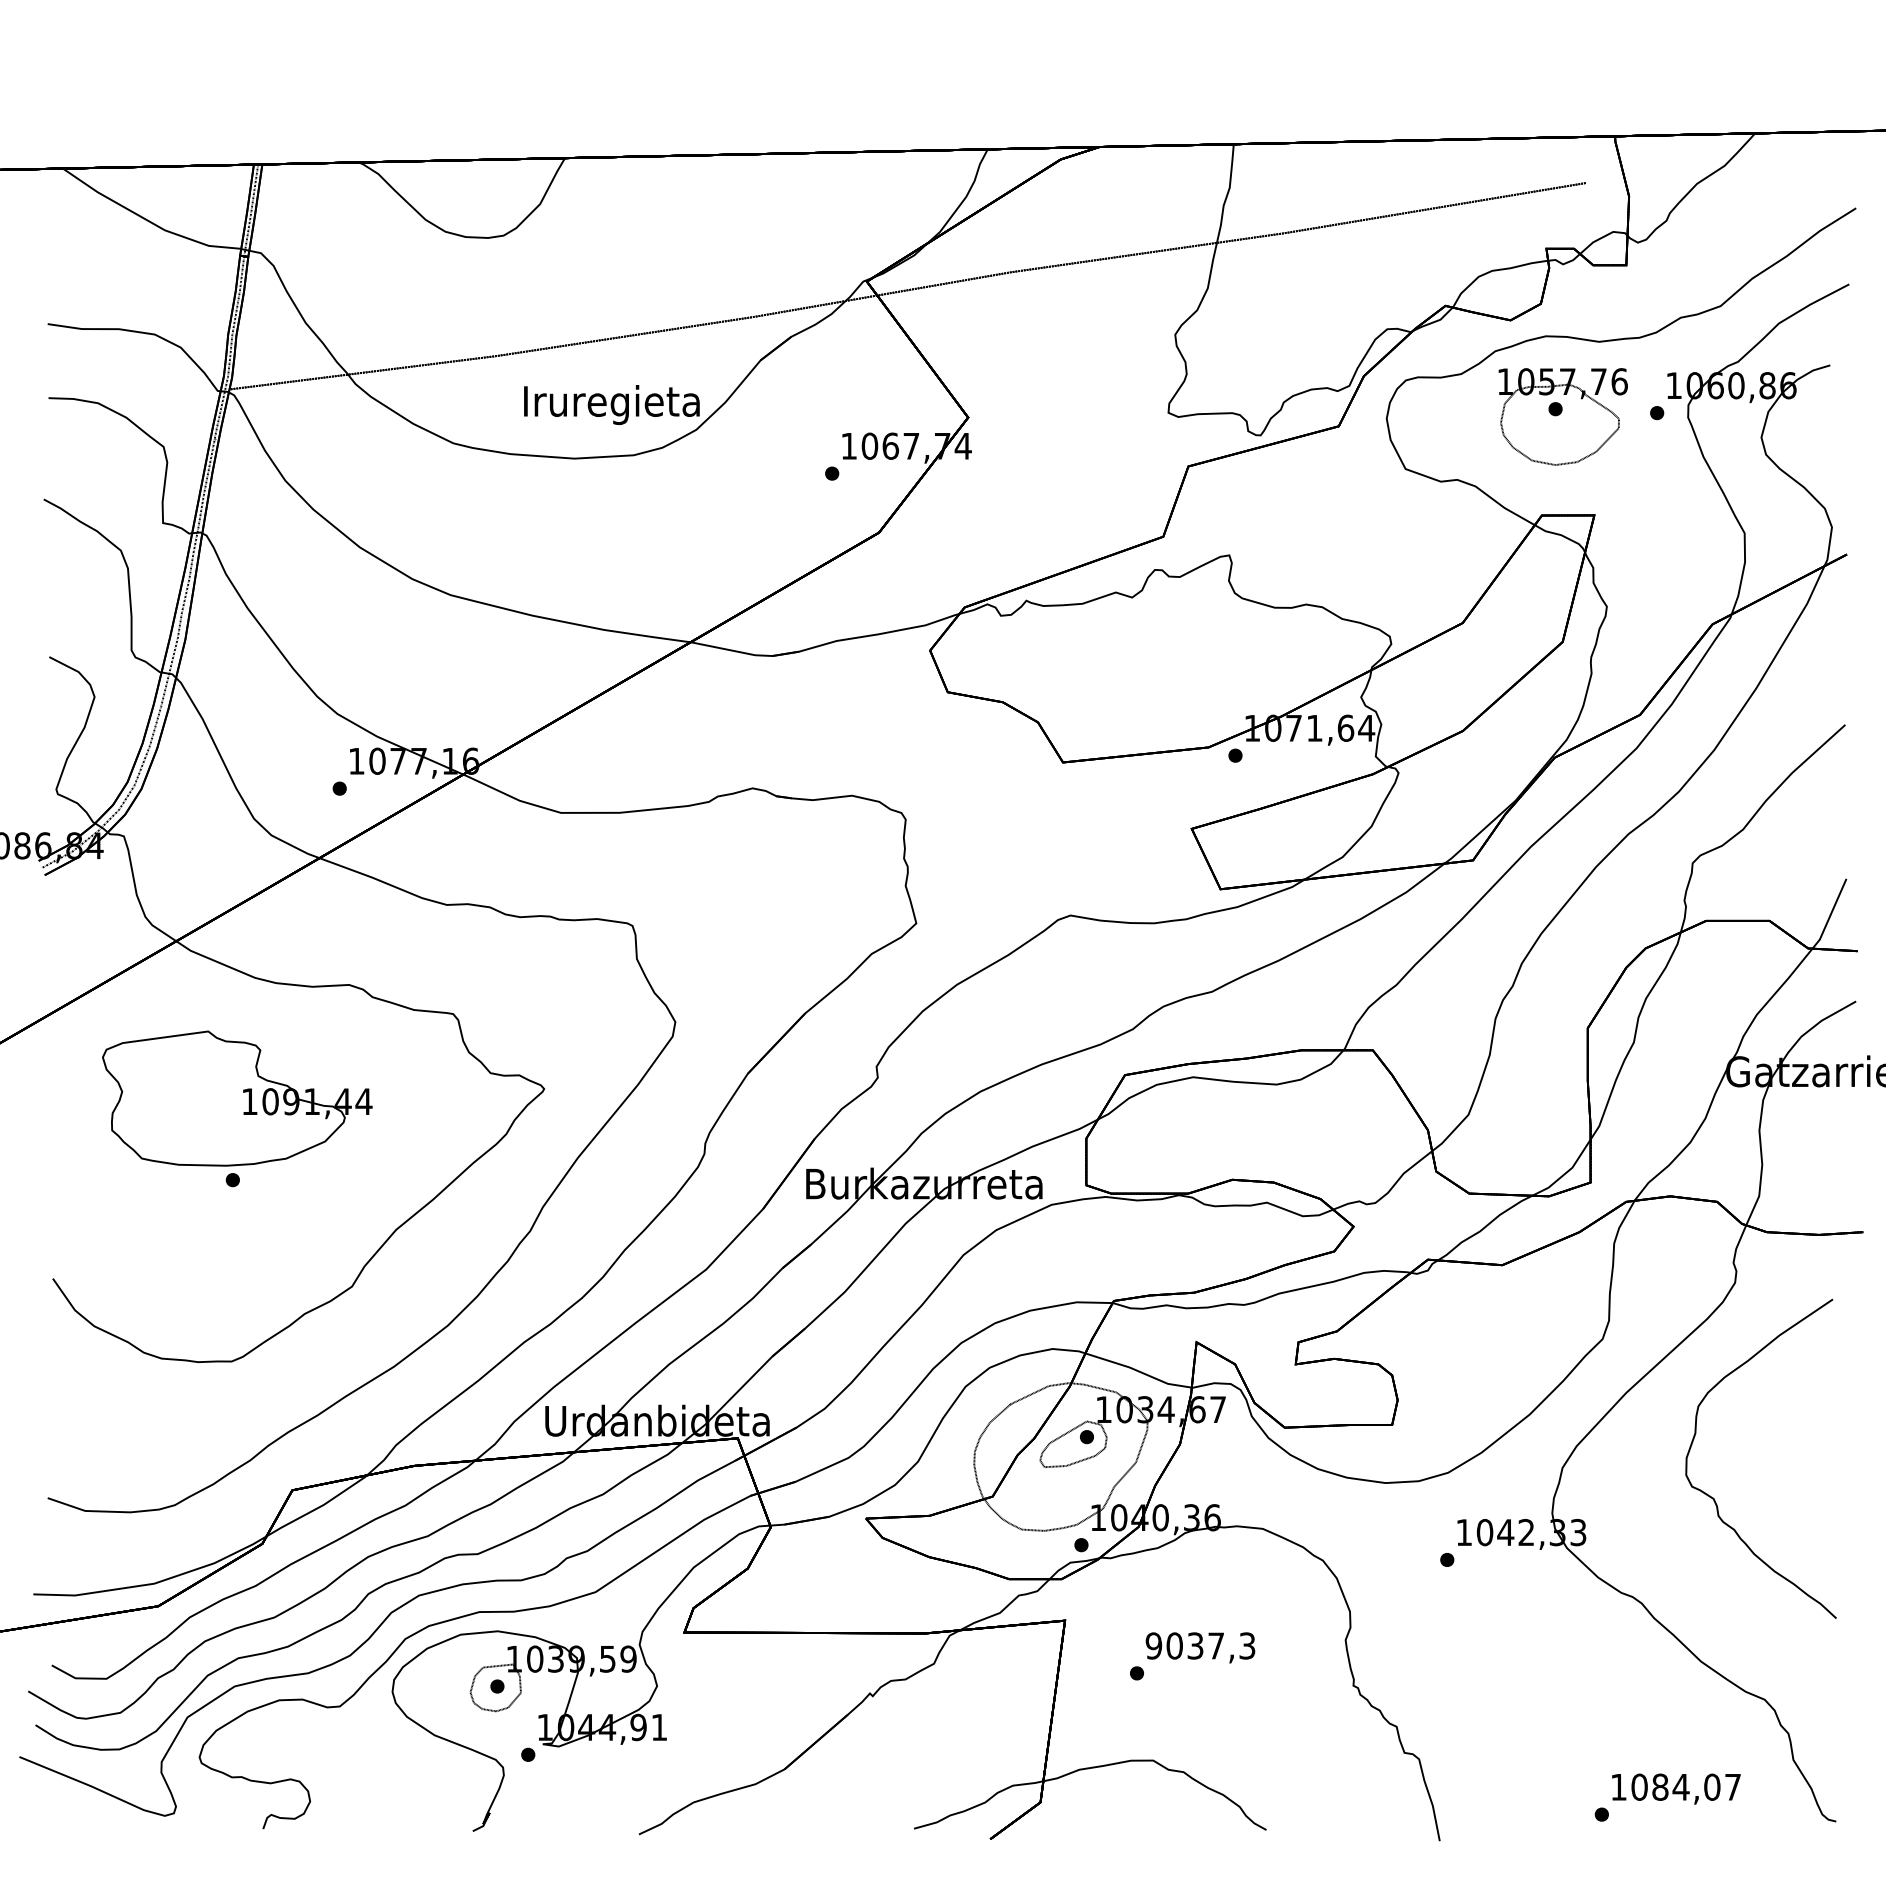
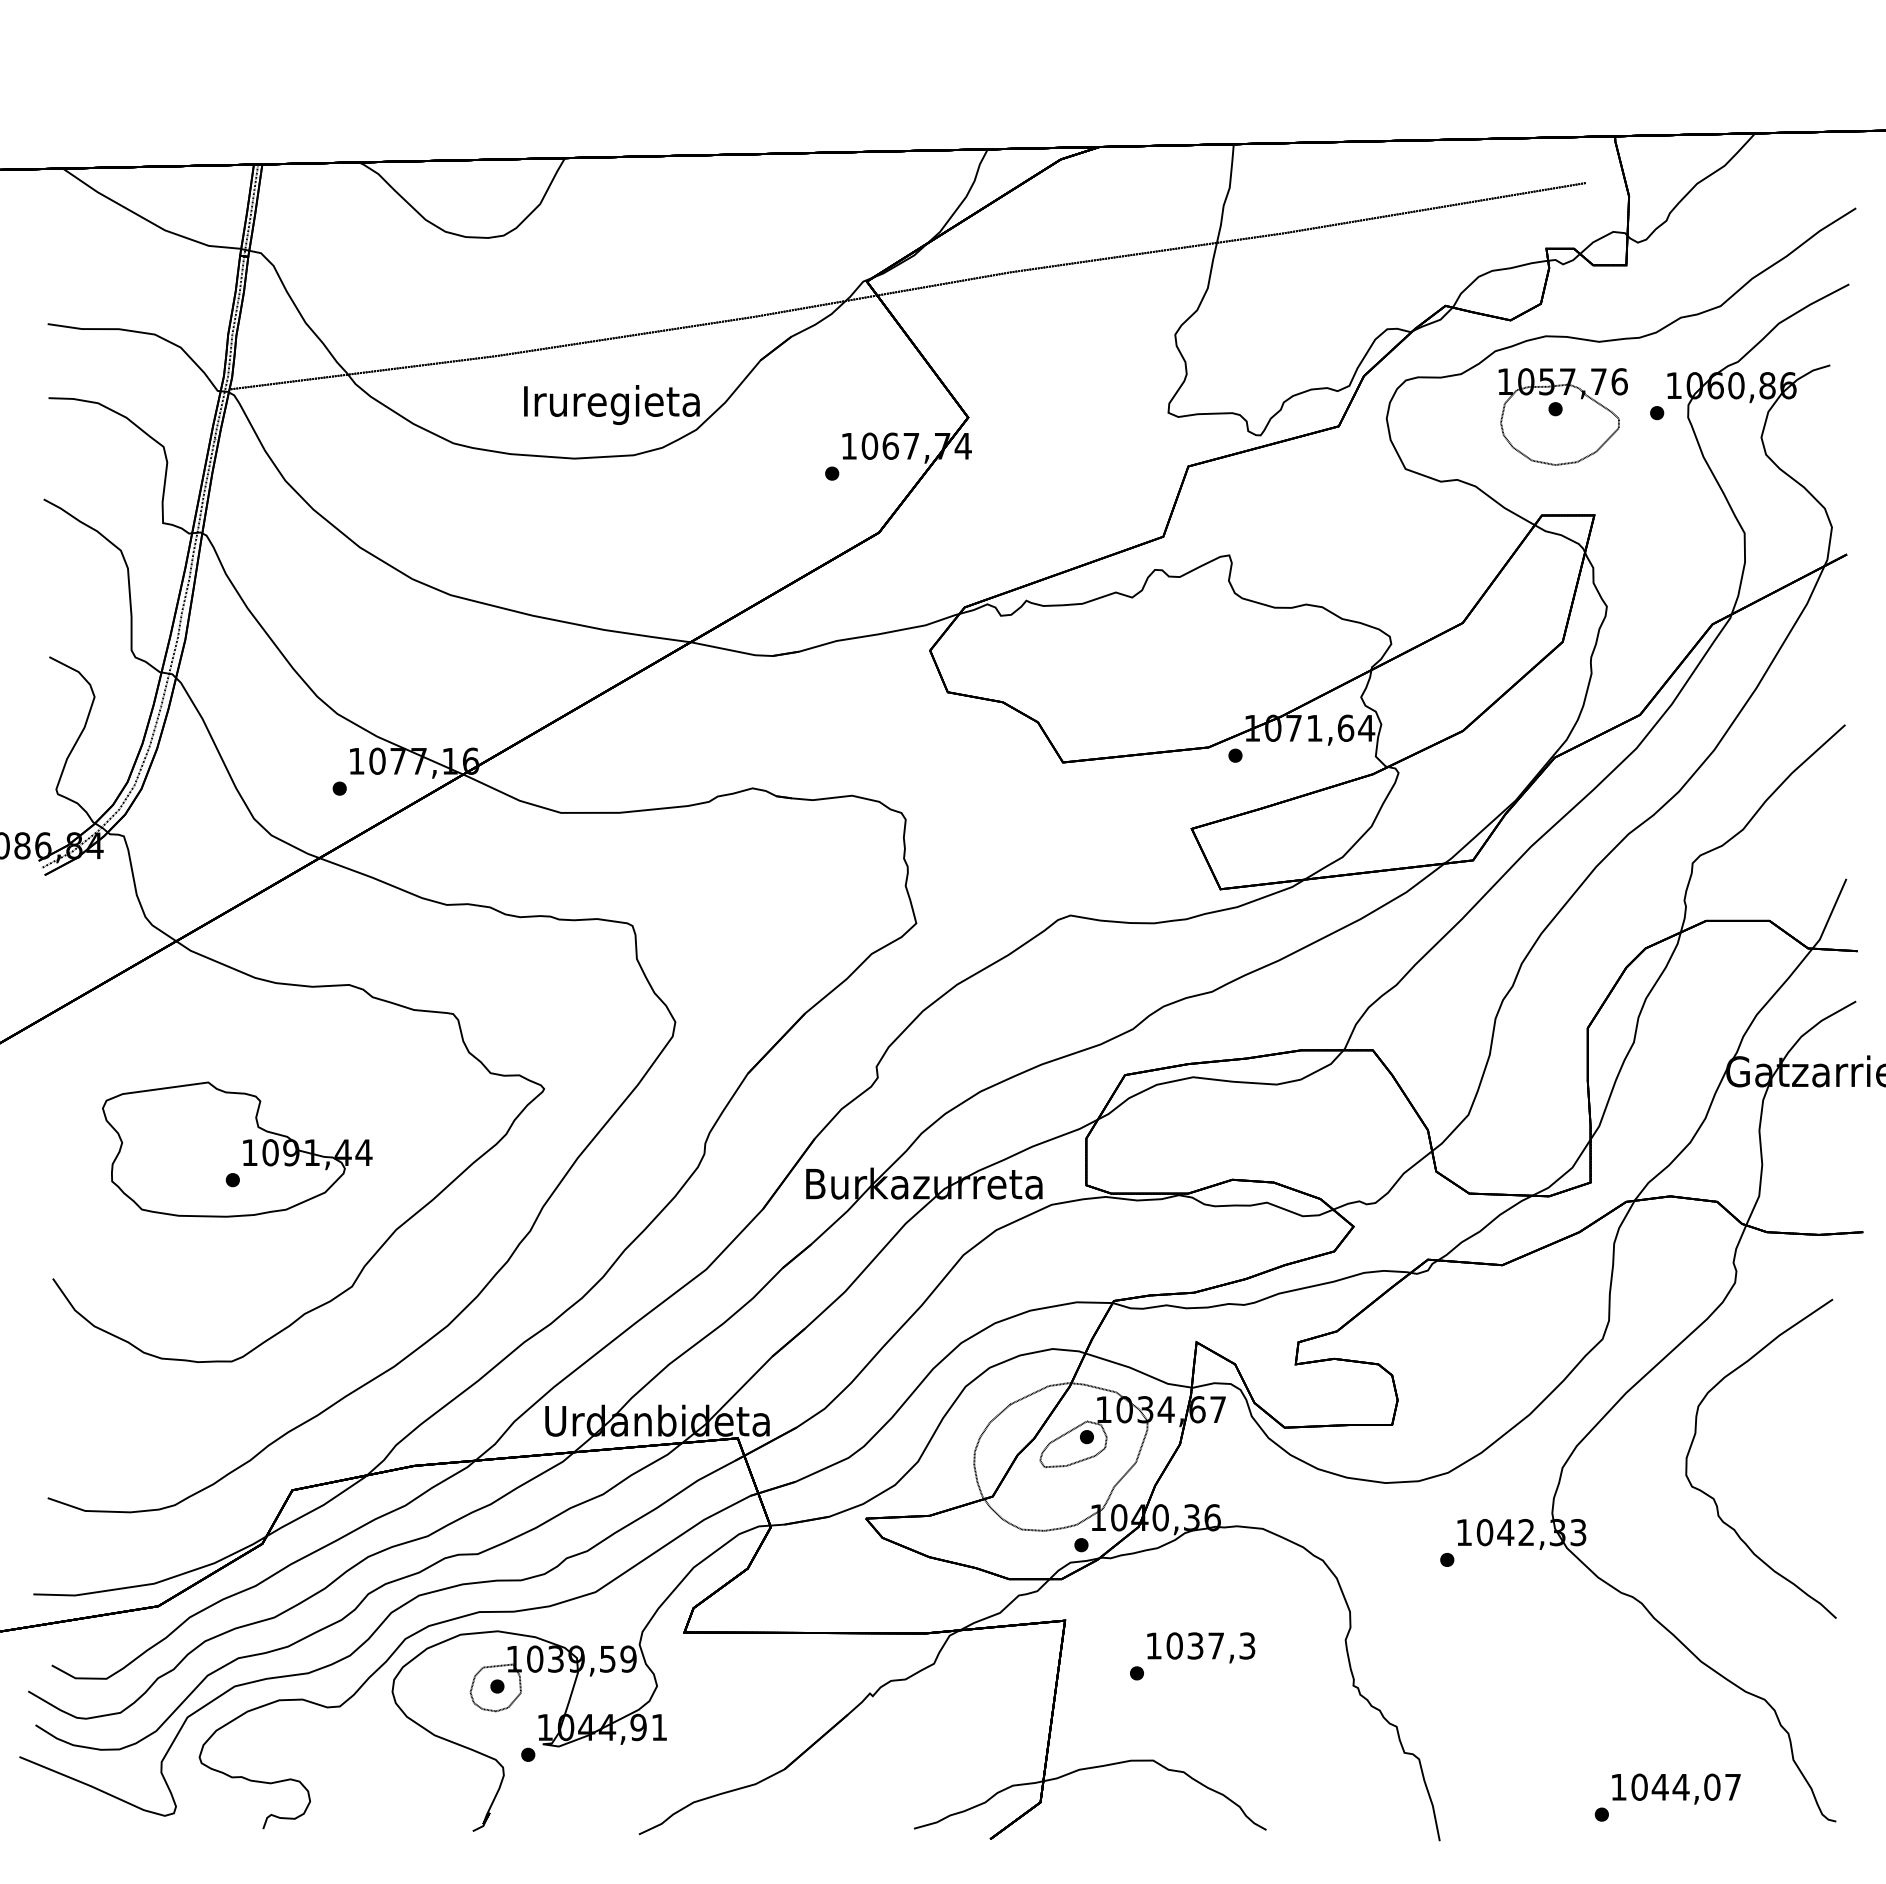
part position: (237, 1098) -> (237, 1149) (237, 1149)
text: 9037,3 -> 1037,3 (1153, 1645)
text: 1084,07 -> 1044,07 (1659, 1786)
